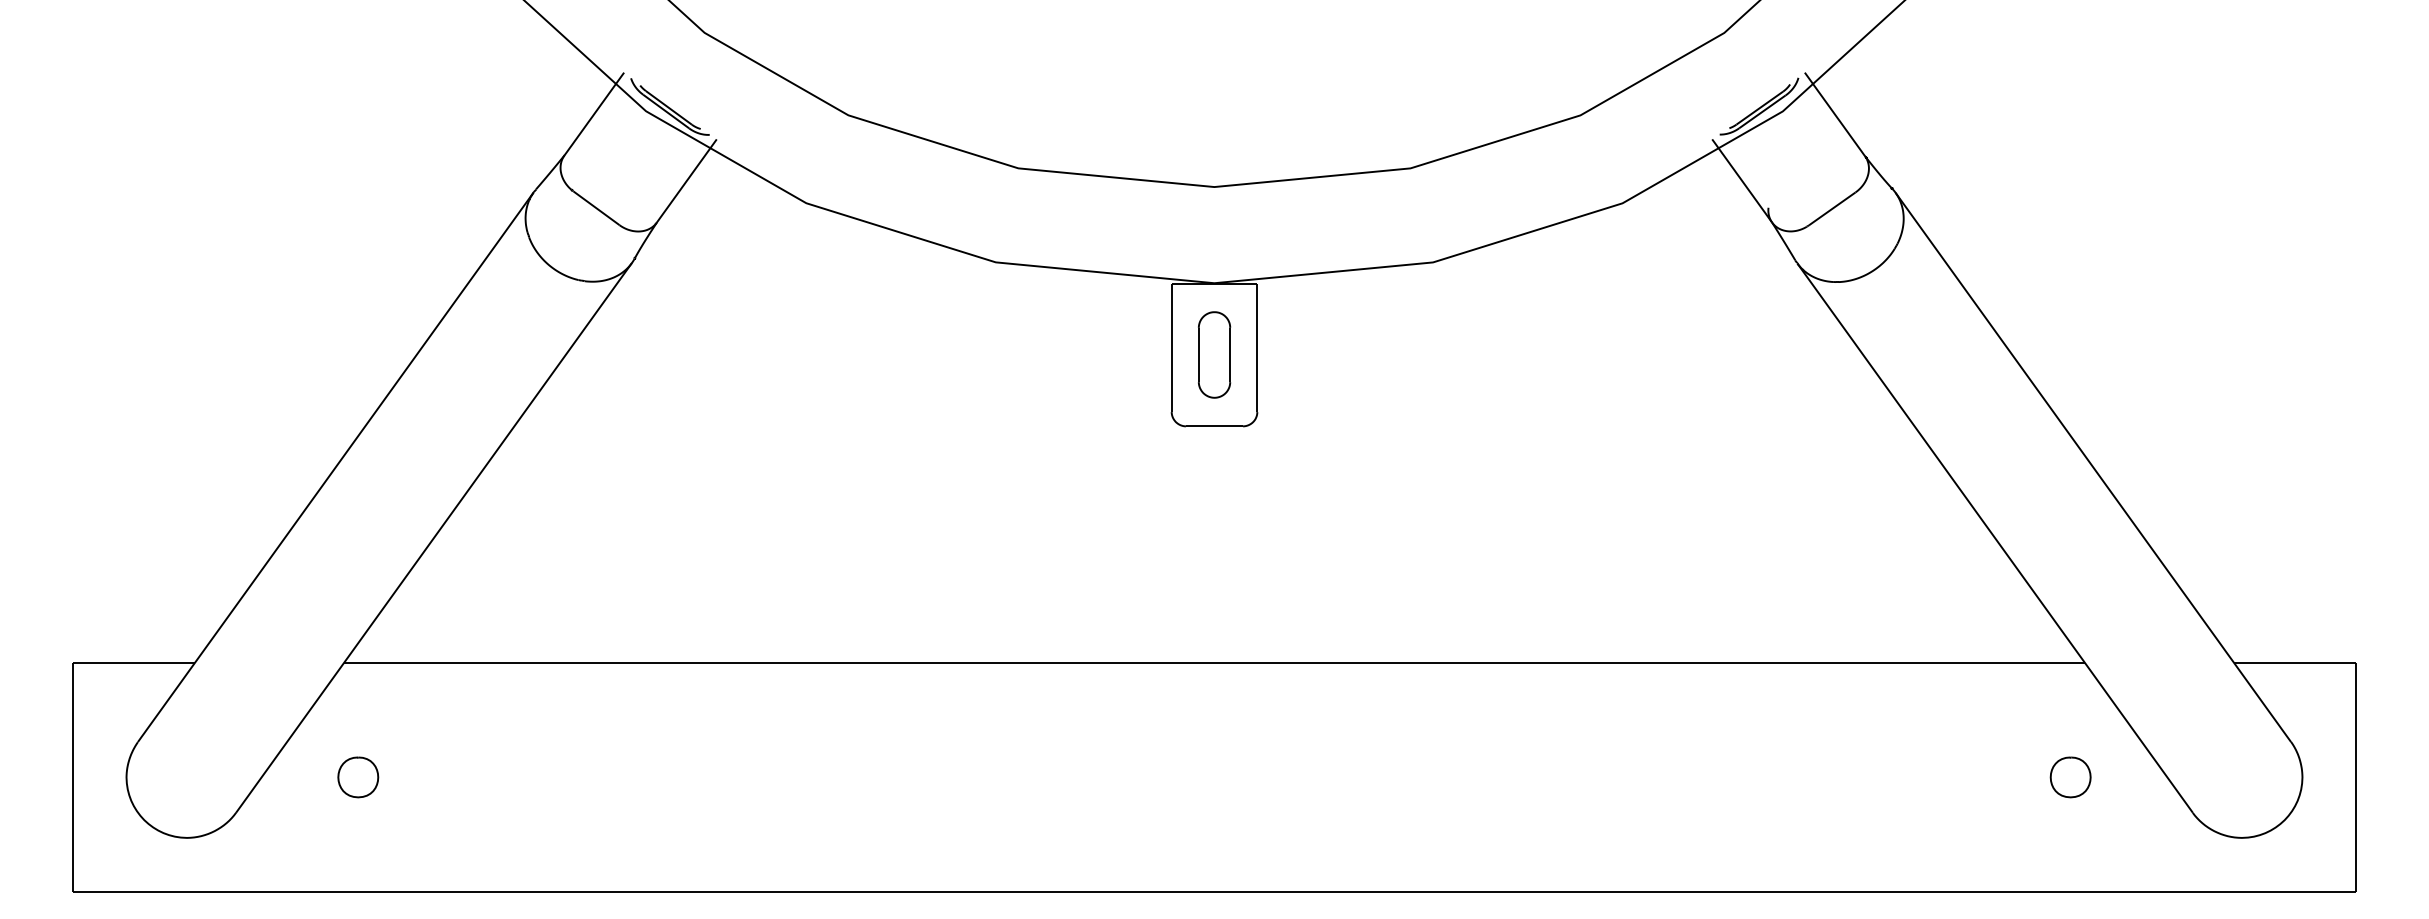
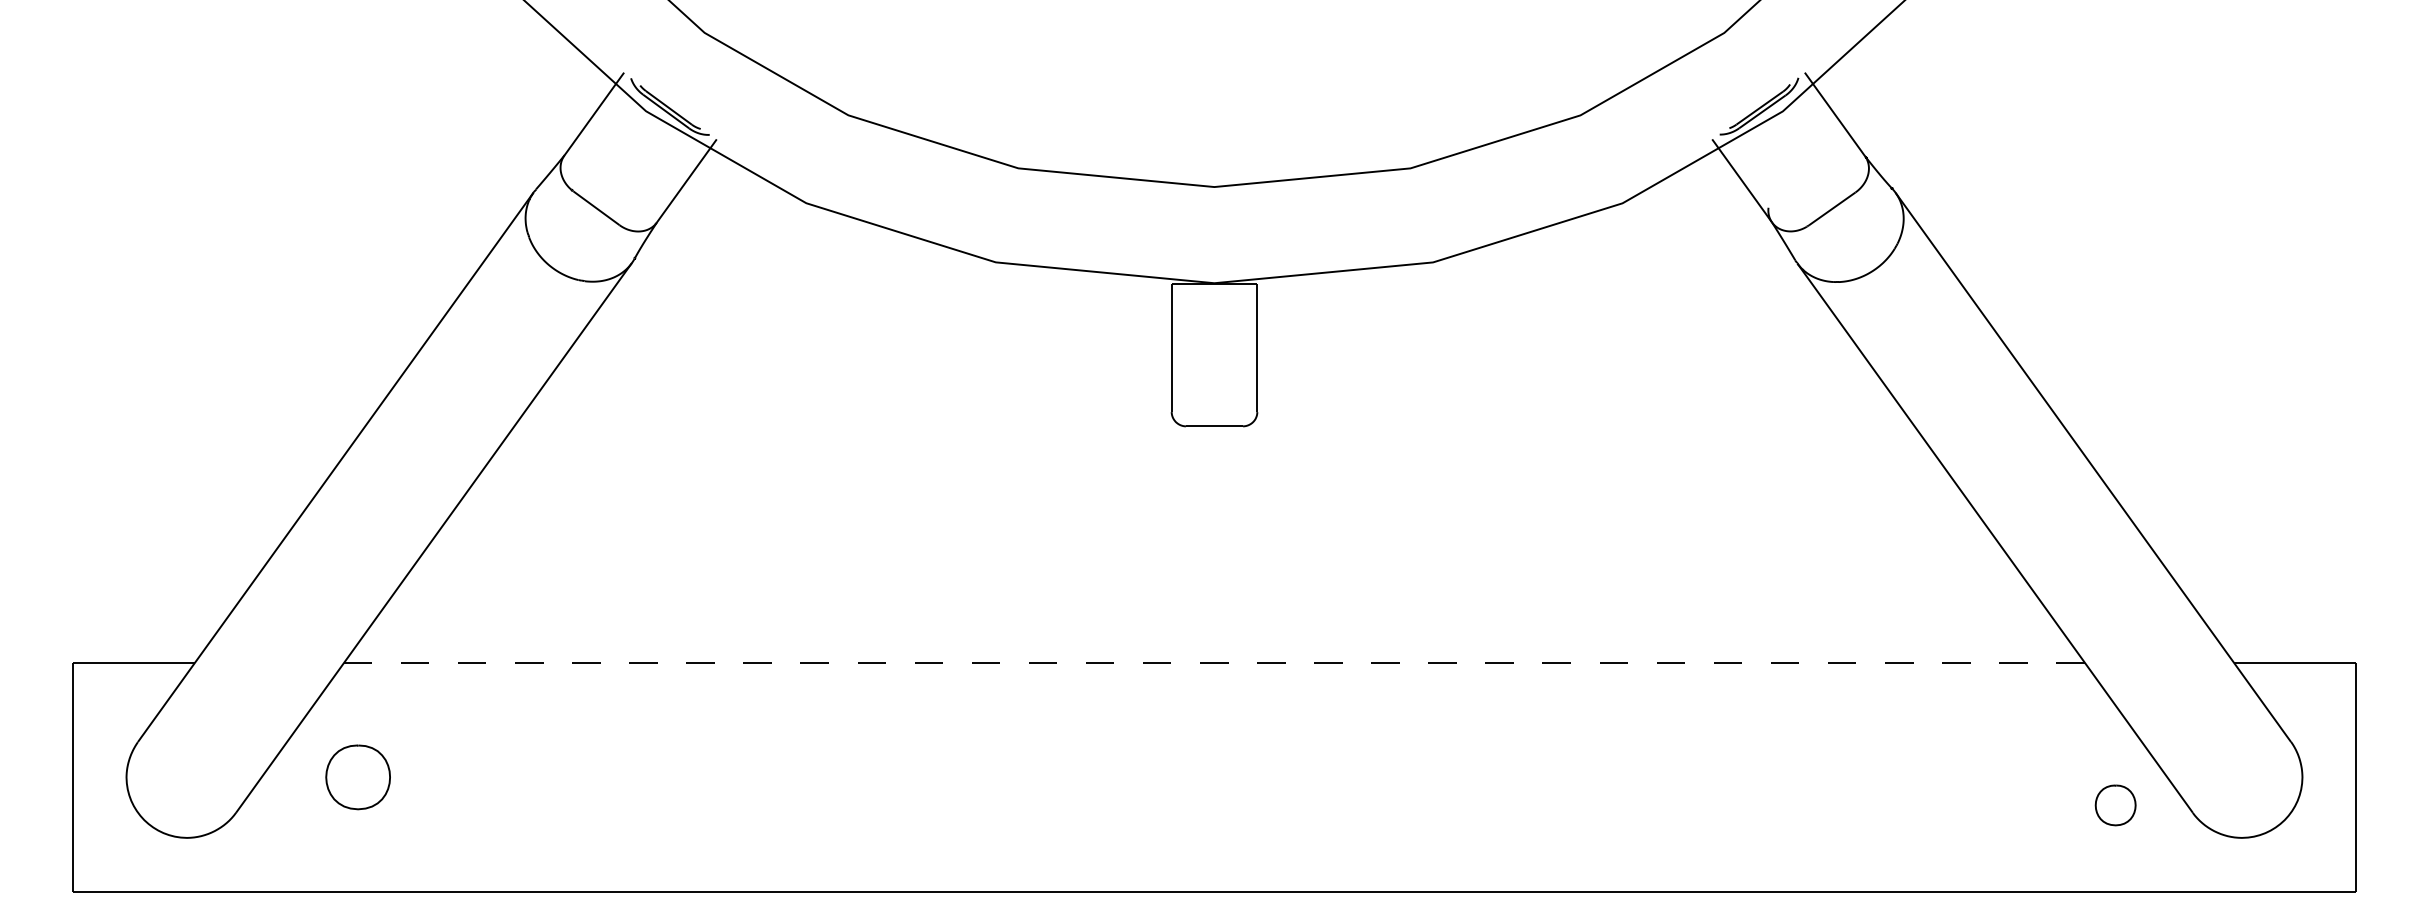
part: present -> none (1214, 354)
line: solid -> dashed (1214, 663)
part size: 43x43 px -> 66x67 px (357, 777)
part position: (2070, 777) -> (2115, 805) (2115, 805)
